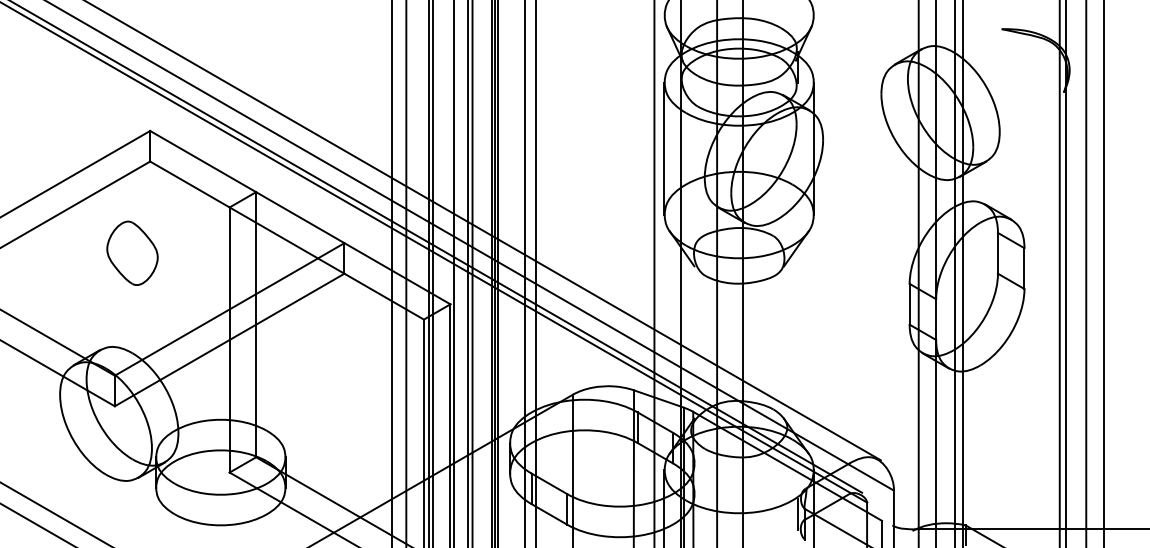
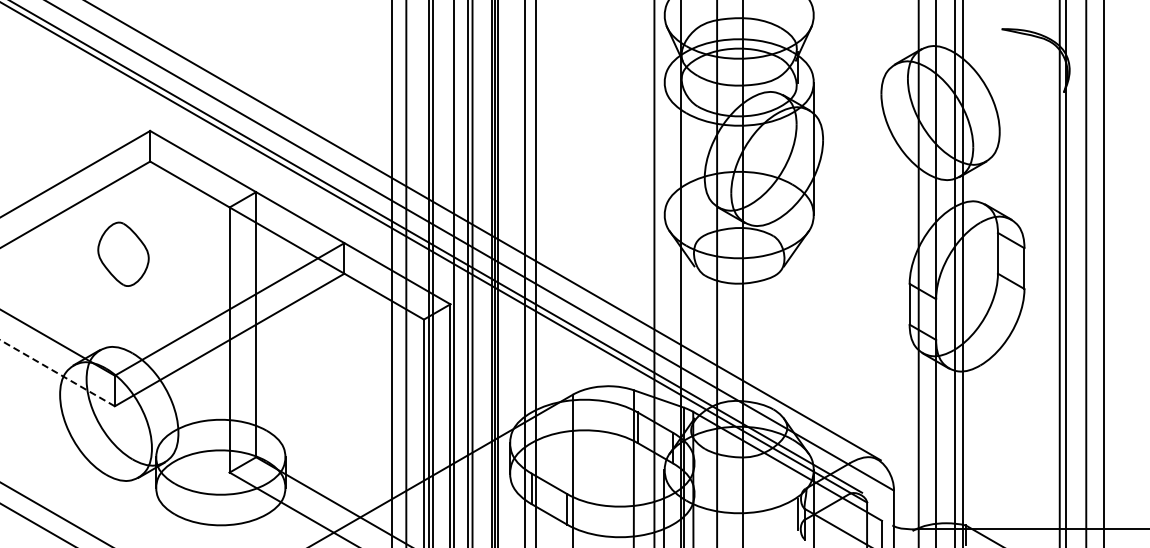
line: present -> none (664, 148)
part position: (132, 252) -> (123, 253) (123, 253)
line: solid -> dashed (57, 373)
